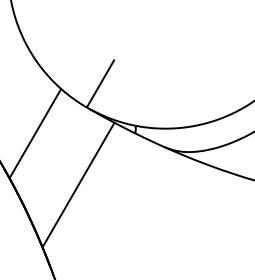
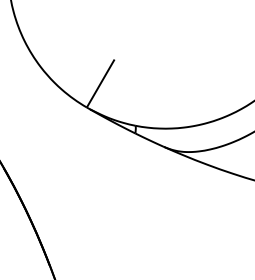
line: present -> none (35, 133)
line: present -> none (78, 184)
